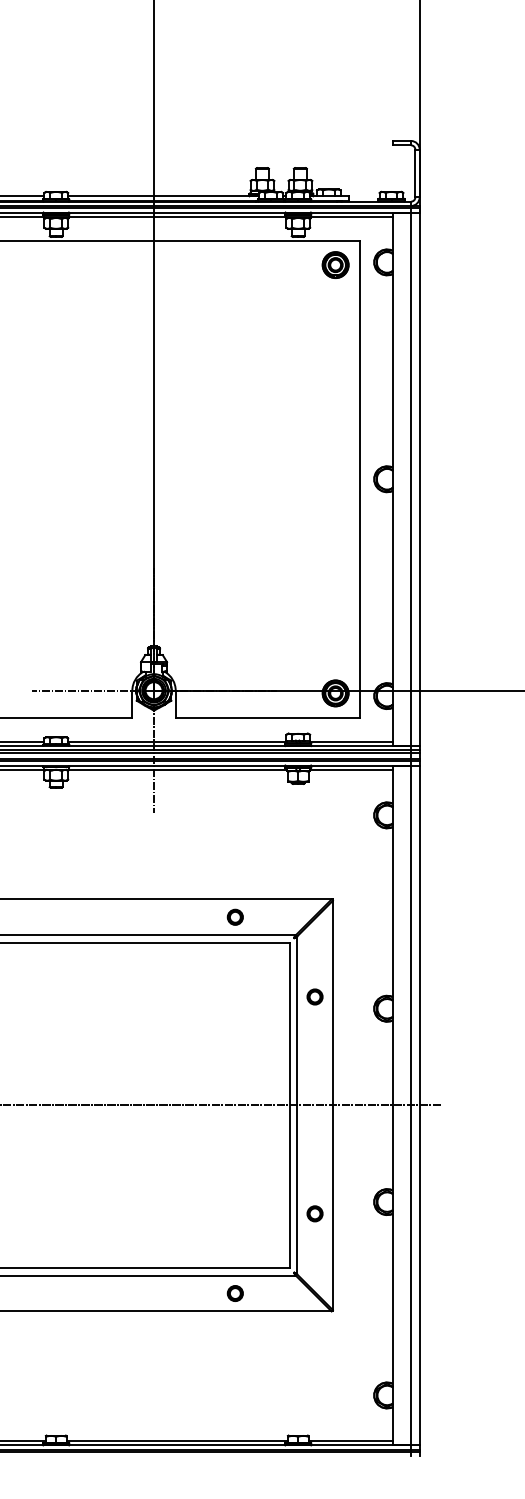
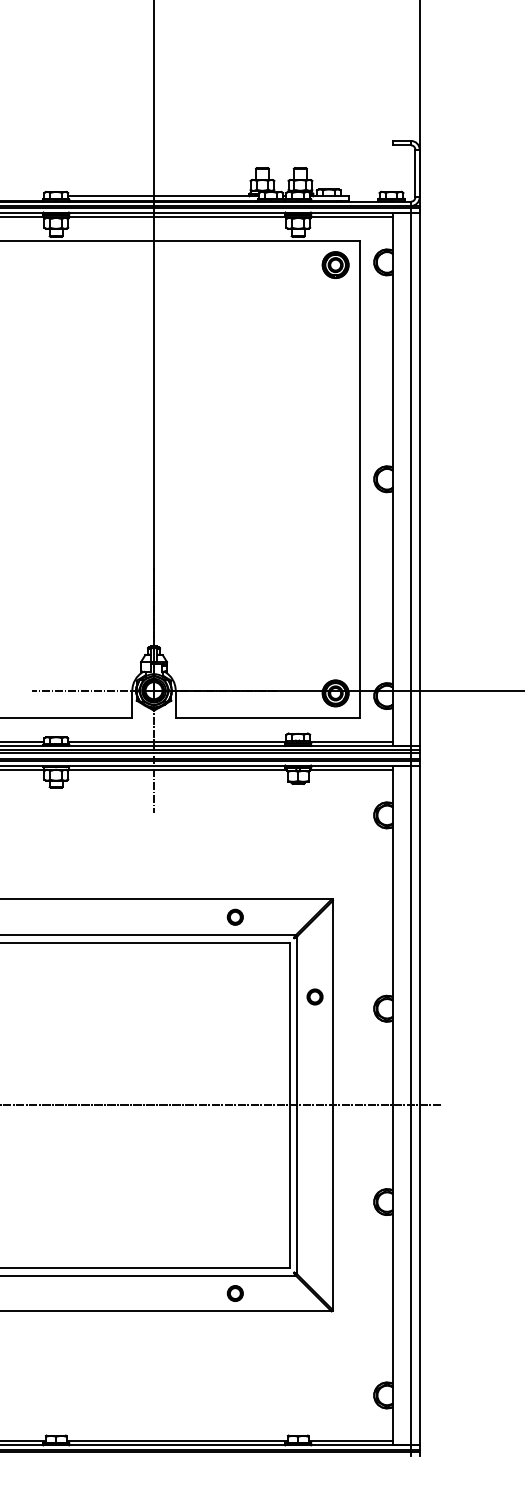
line: present -> none (23, 196)
part: present -> none (314, 1213)
